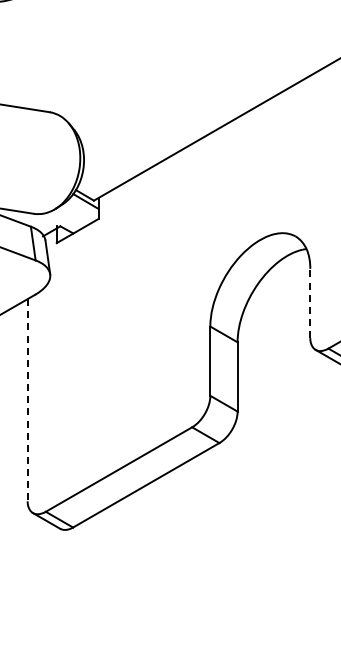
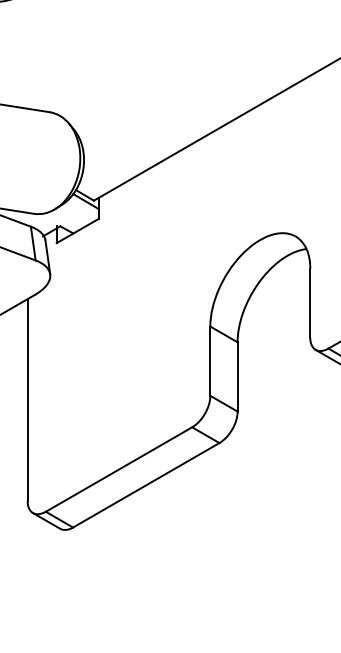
line: dashed -> solid (310, 303)
line: dashed -> solid (27, 400)
